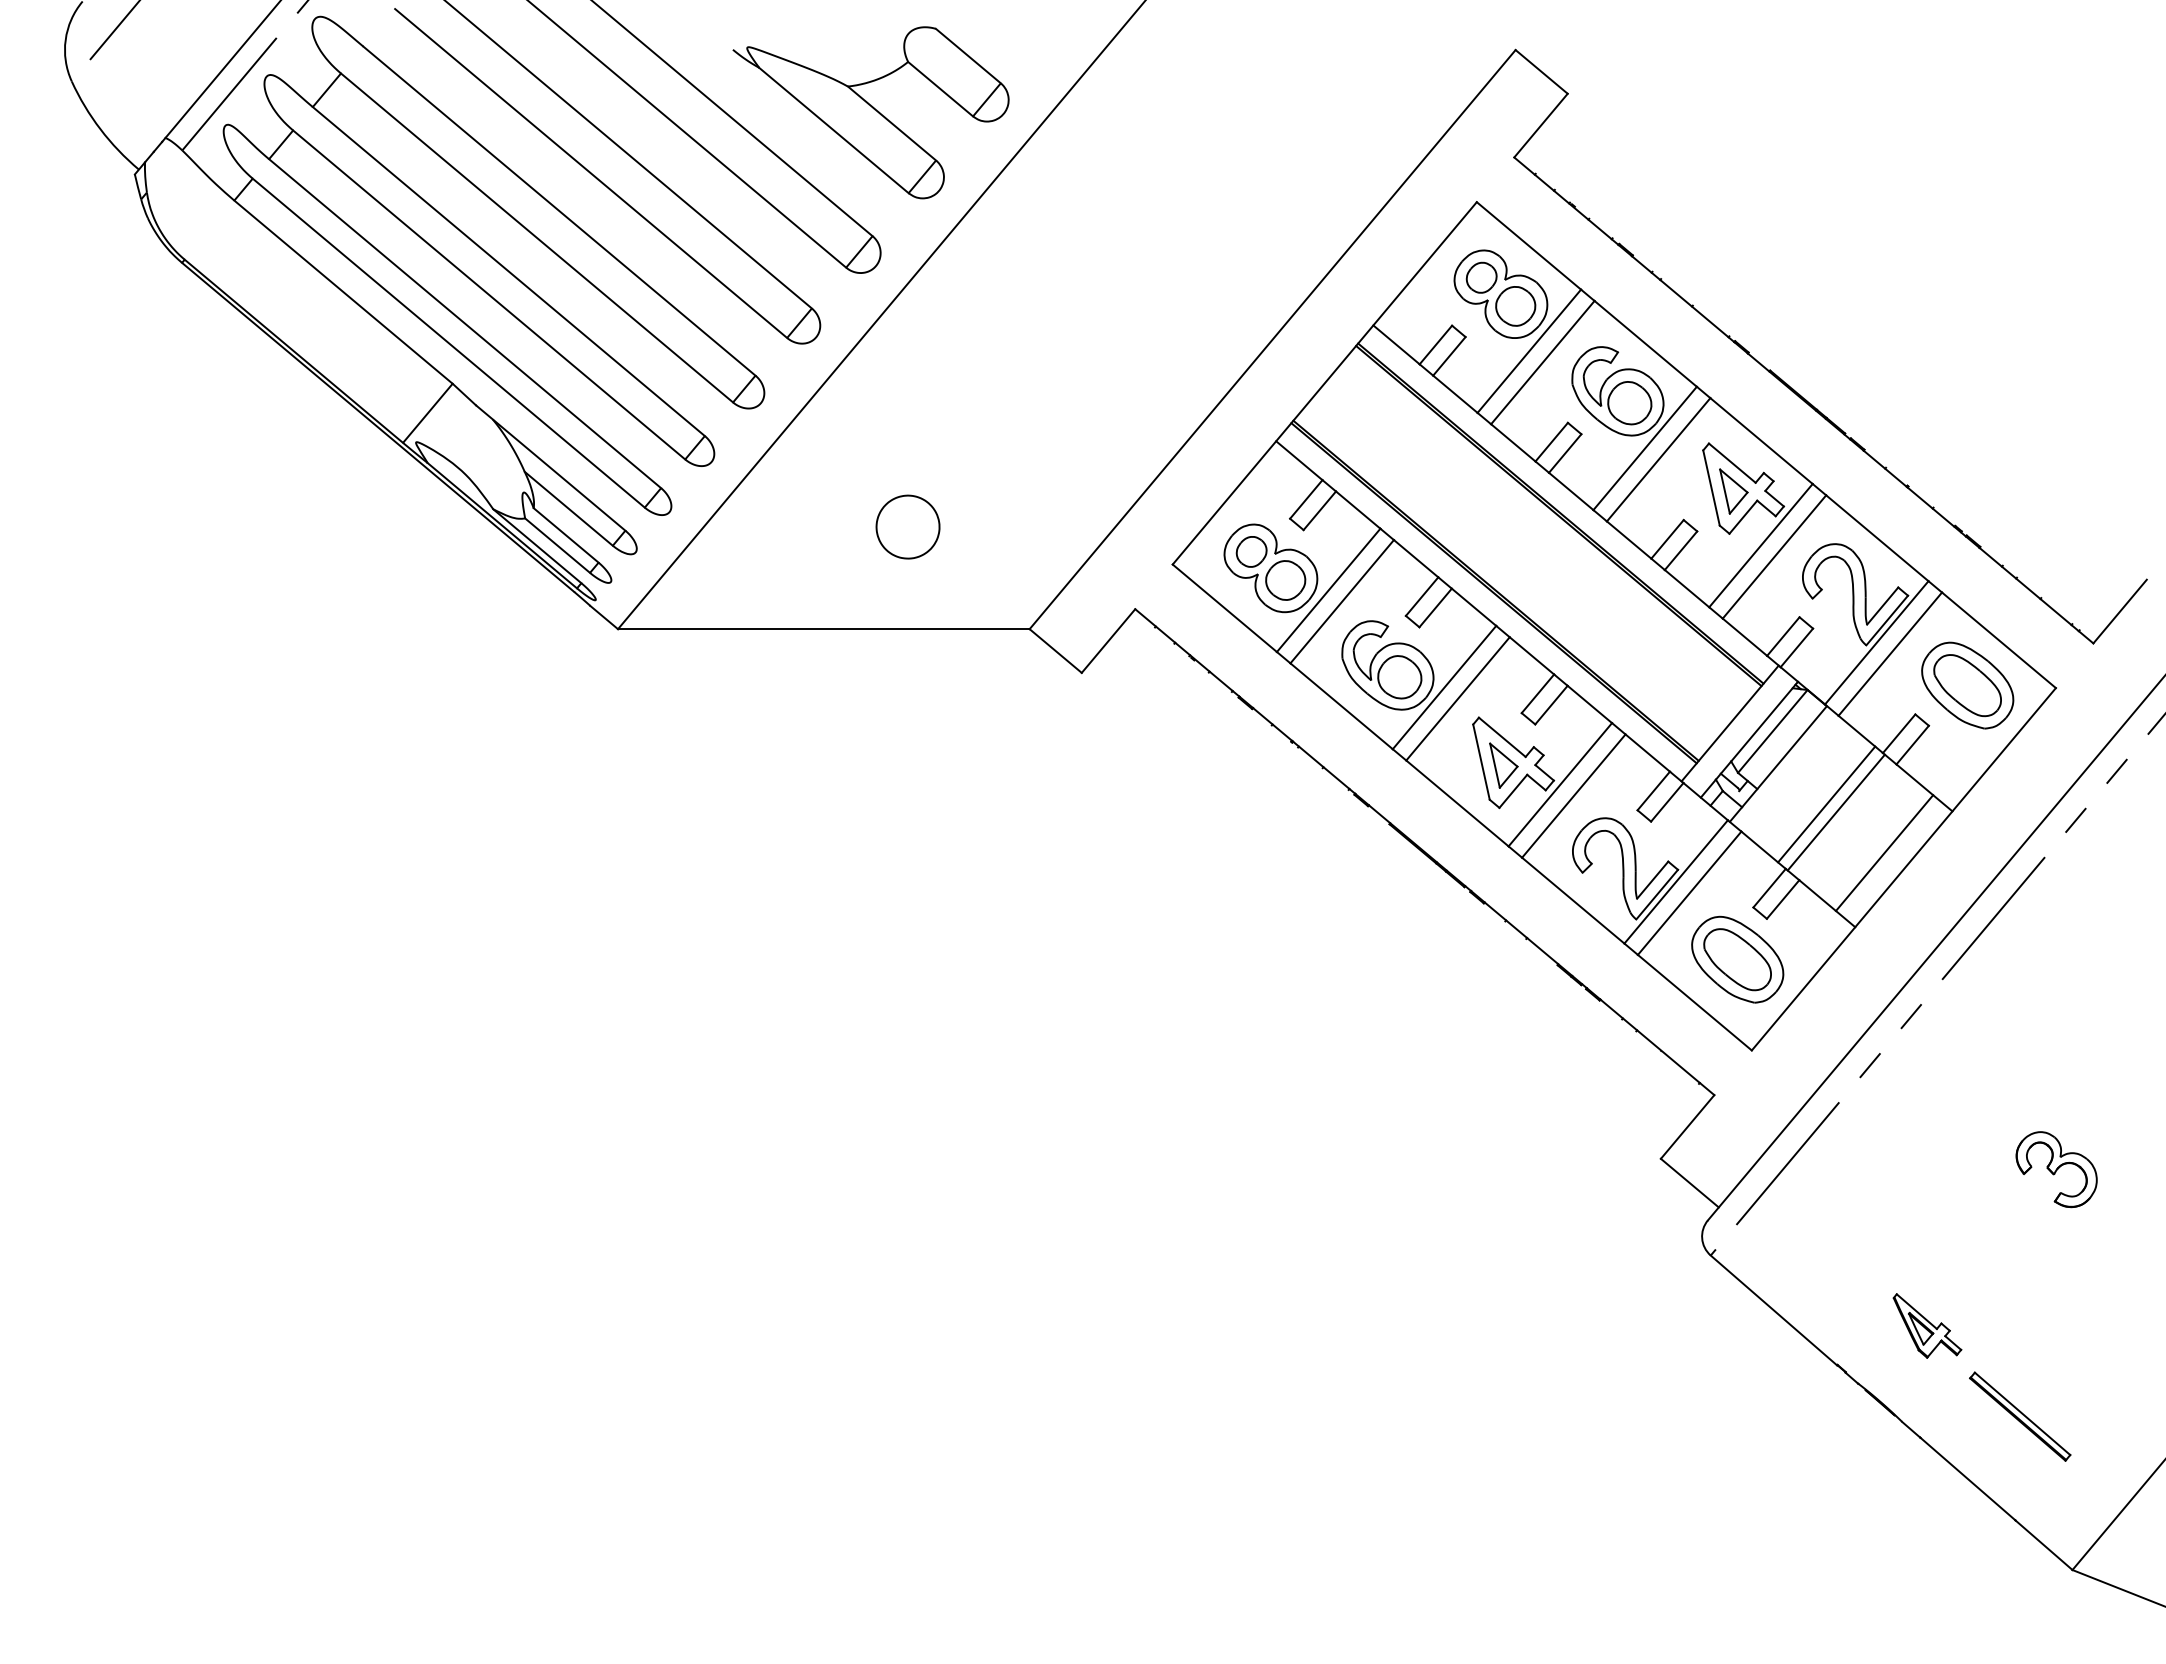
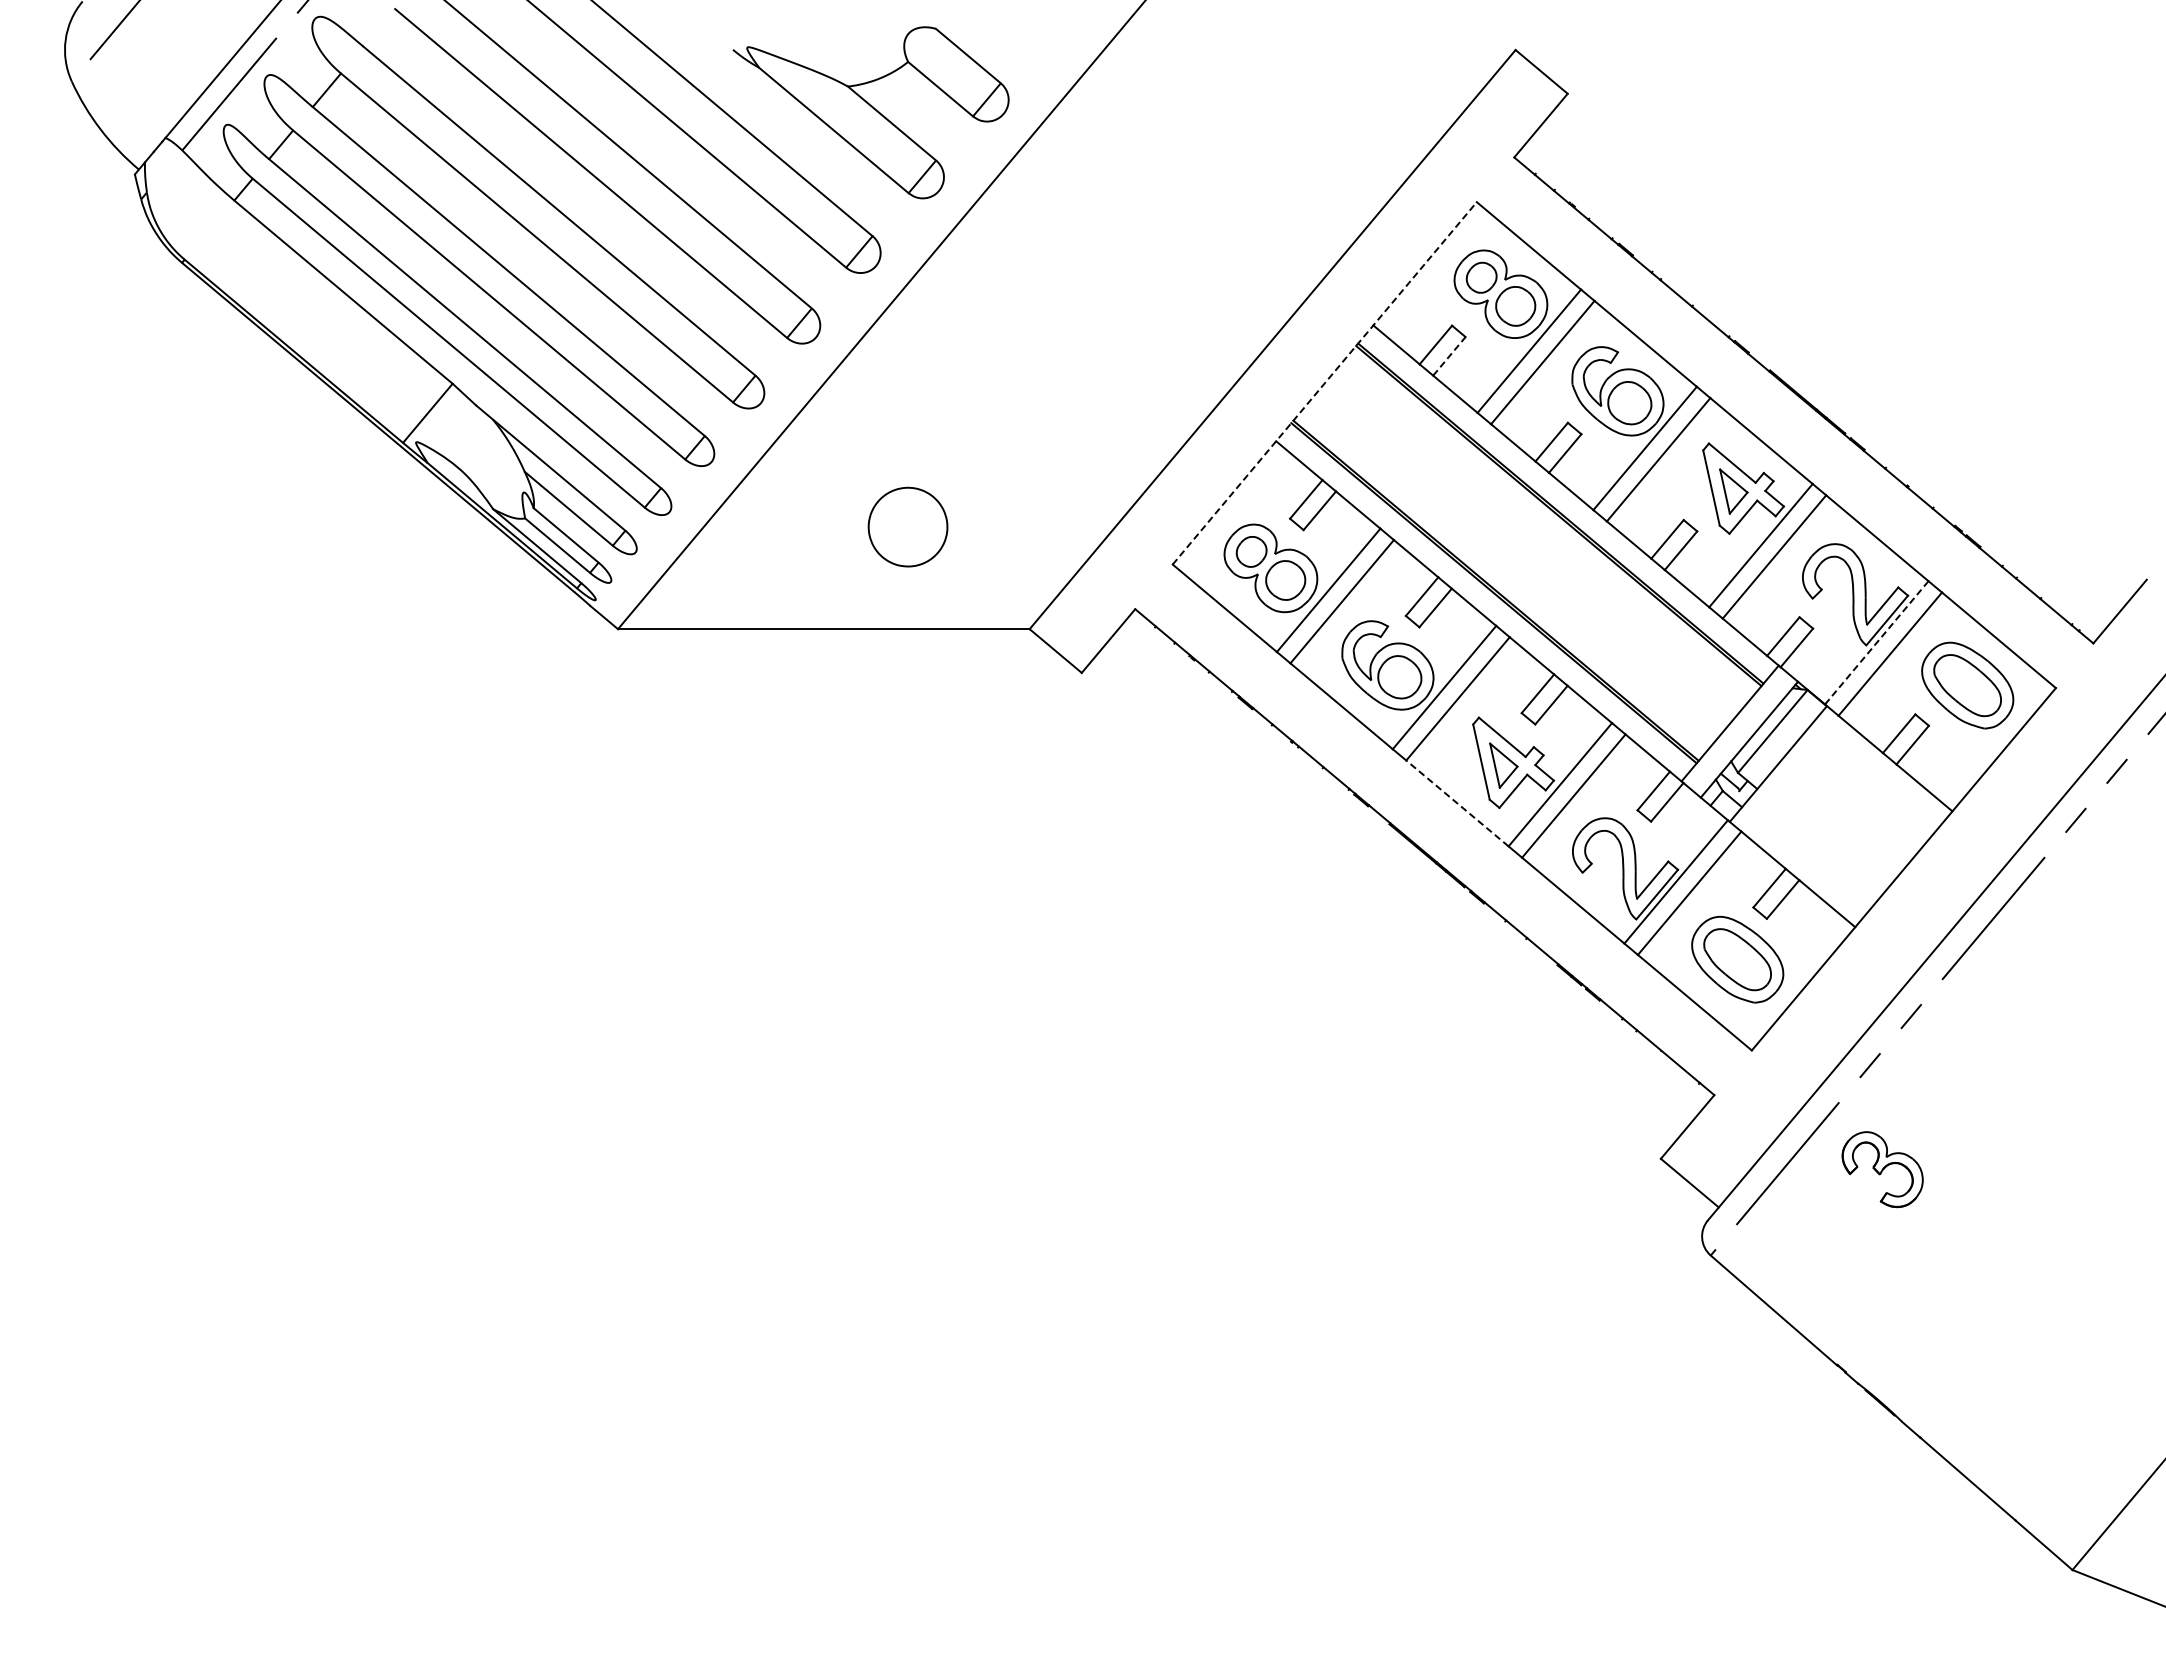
line: solid -> dashed (1449, 355)
line: solid -> dashed (1324, 383)
part size: 66x66 px -> 82x82 px (907, 526)
line: solid -> dashed (1876, 643)
line: solid -> dashed (1457, 803)
line: present -> none (1826, 804)
line: present -> none (1835, 812)
line: present -> none (1884, 853)
part position: (2056, 1169) -> (1882, 1169) (1882, 1169)
part: present -> none (1927, 1325)
part: present -> none (2020, 1416)
